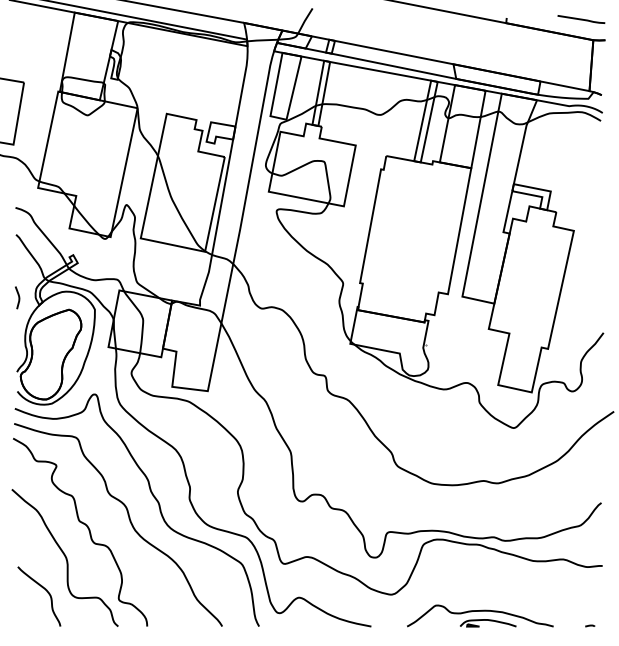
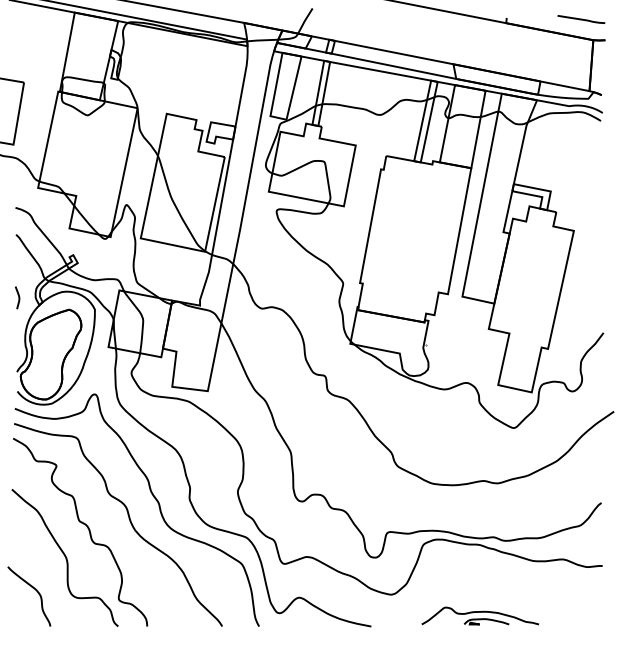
curve position: (45, 590) -> (35, 590) (35, 590)
part size: 147x24 px -> 118x20 px (479, 615)
curve: present -> none (590, 625)
